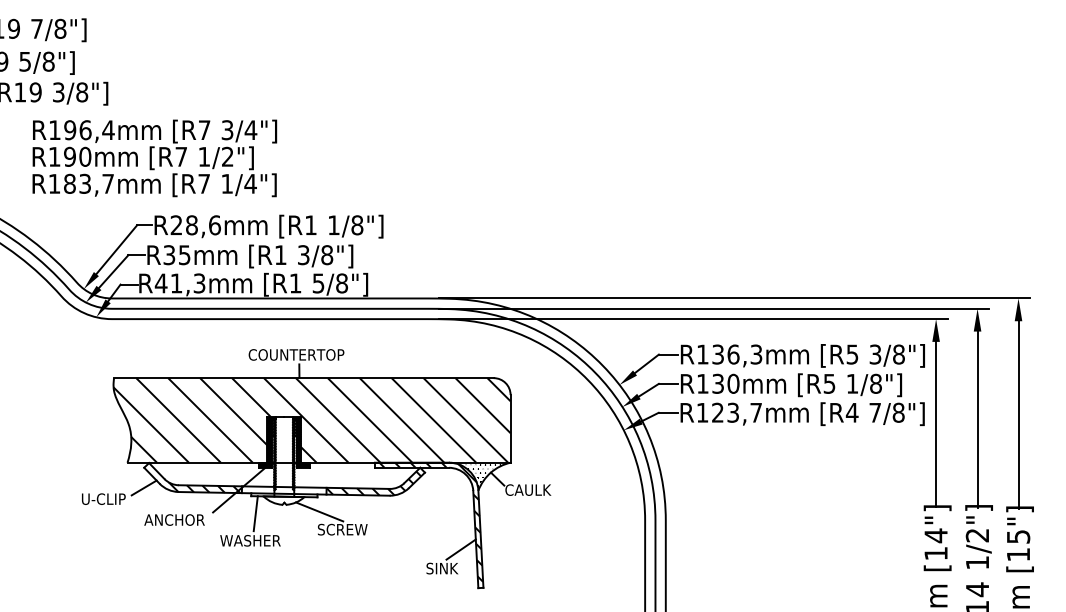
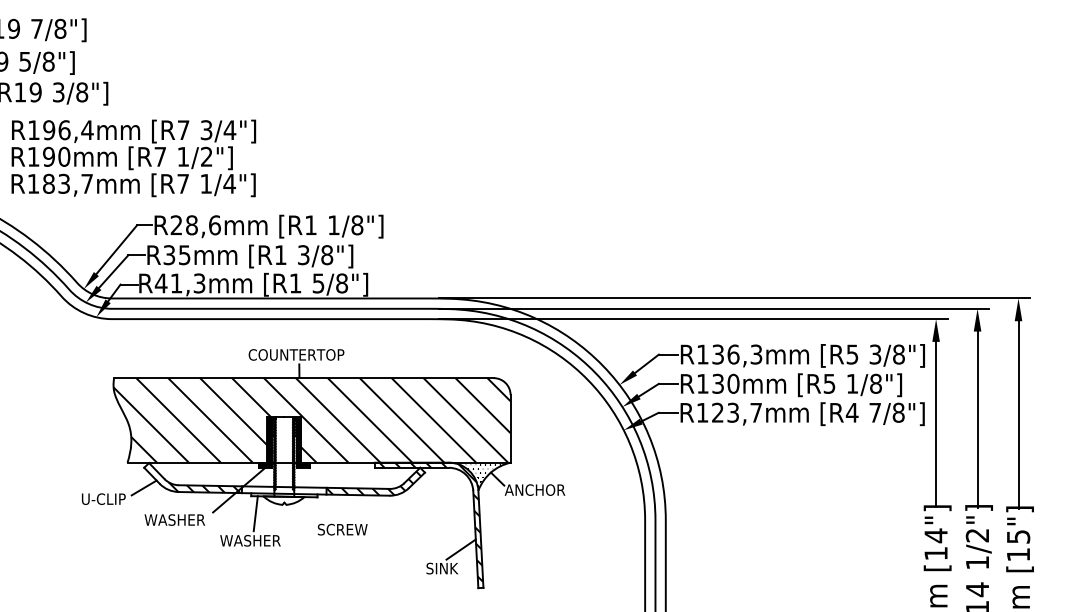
text position: (154, 158) -> (133, 158) (133, 158)
text: CAULK -> ANCHOR (534, 489)
line: present -> none (319, 511)
text: ANCHOR -> WASHER (174, 519)
